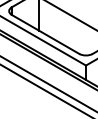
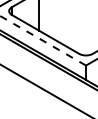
line: present -> none (71, 15)
line: solid -> dashed (42, 40)
line: present -> none (48, 83)
